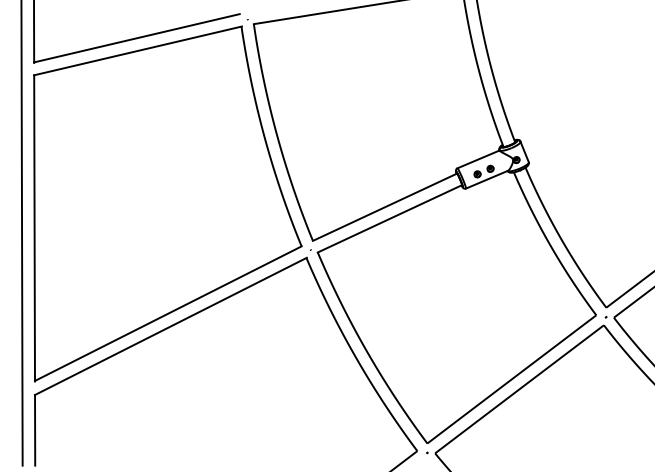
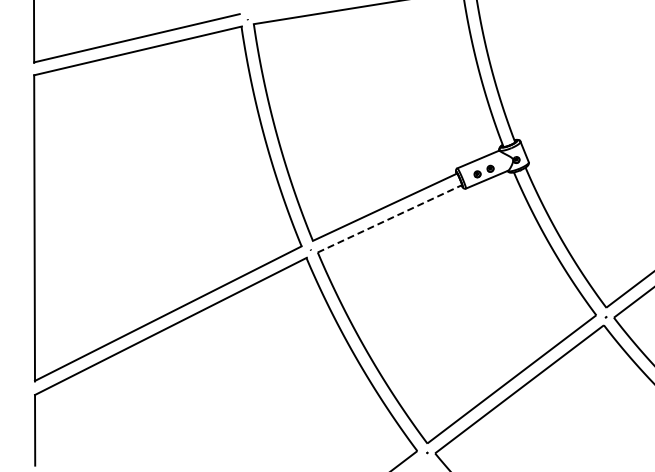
line: solid -> dashed (390, 218)
line: present -> none (21, 233)
